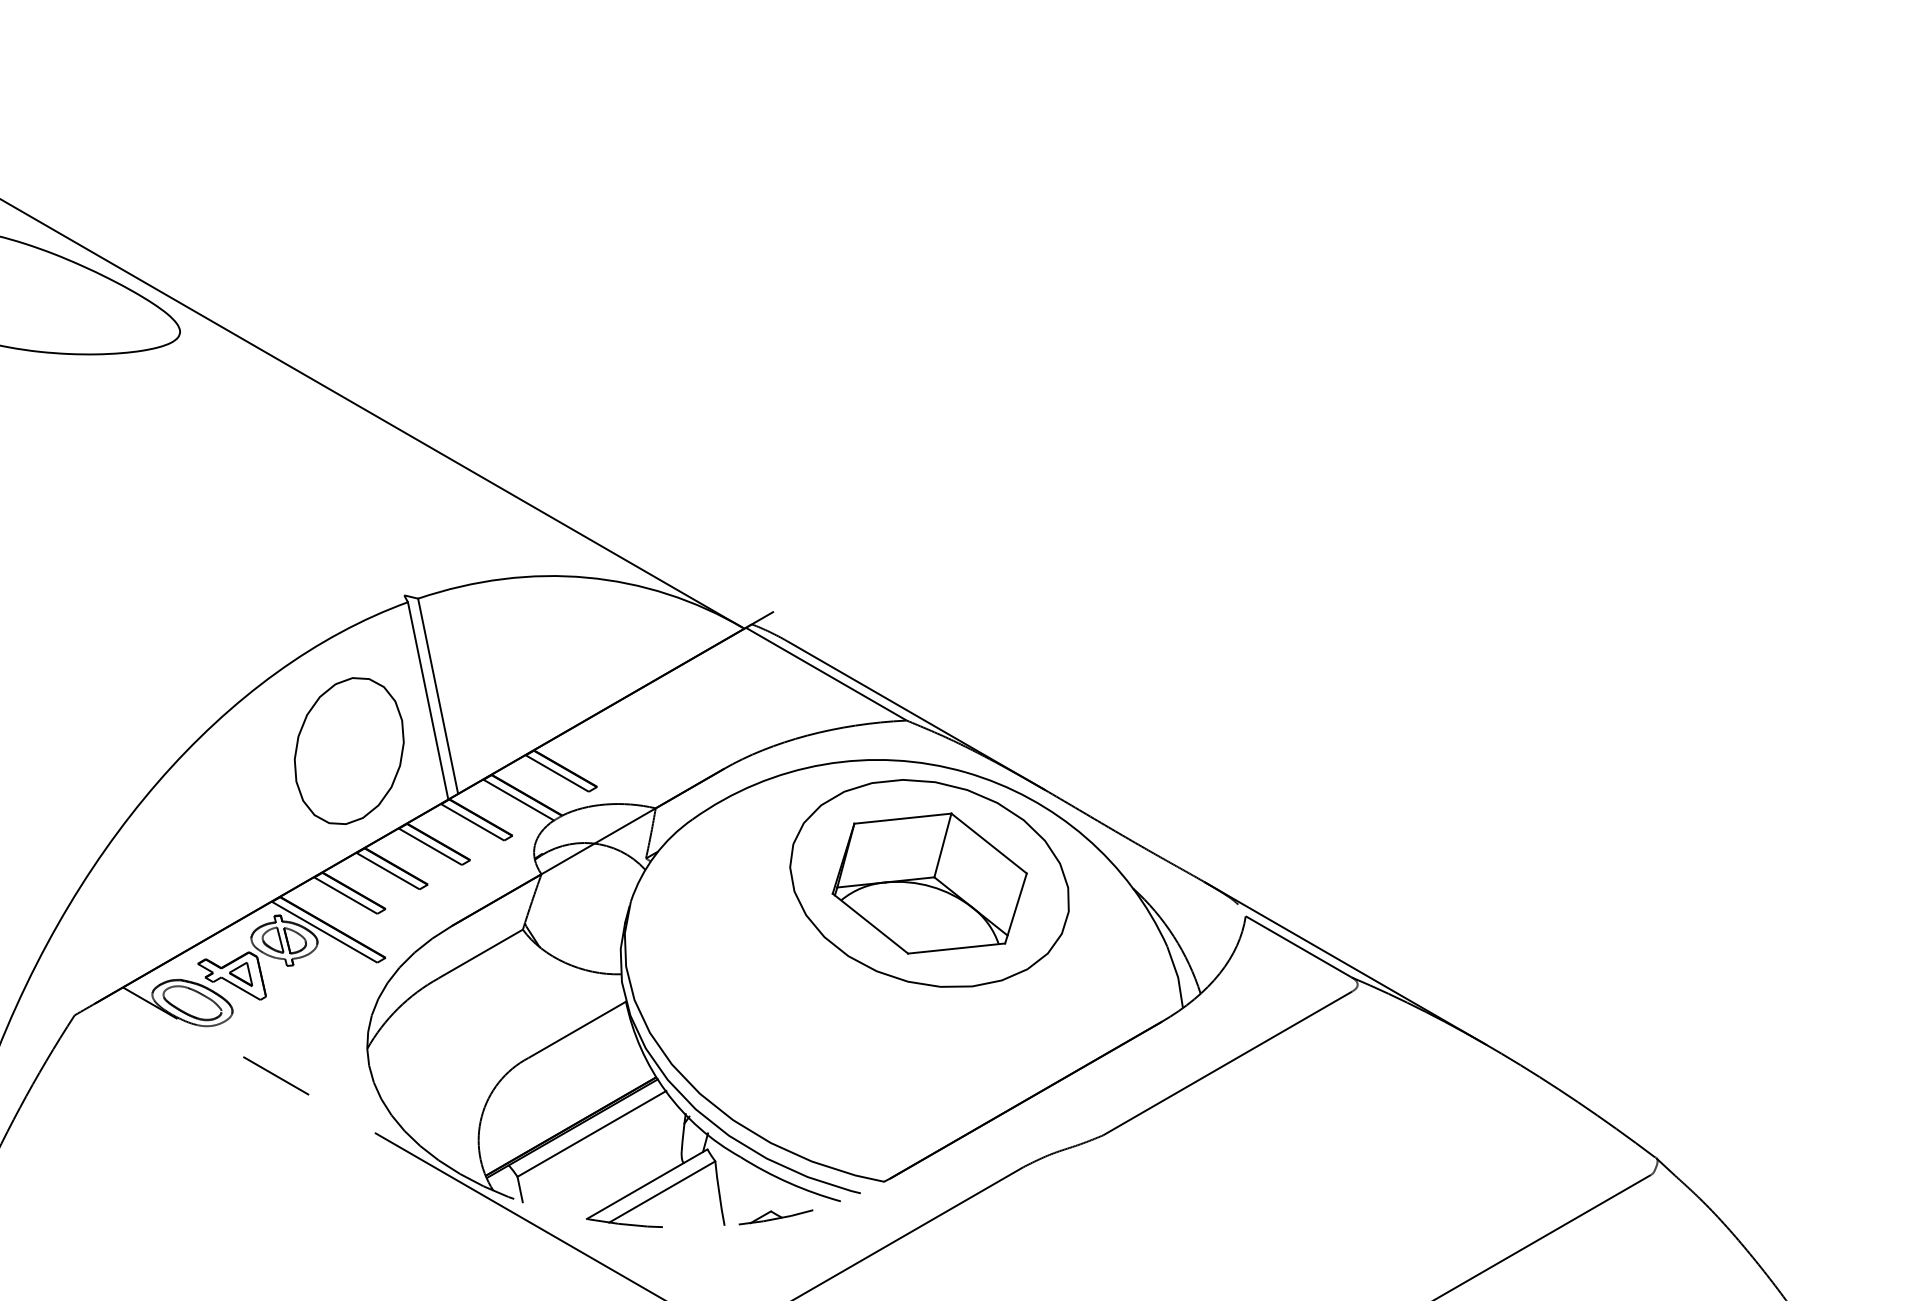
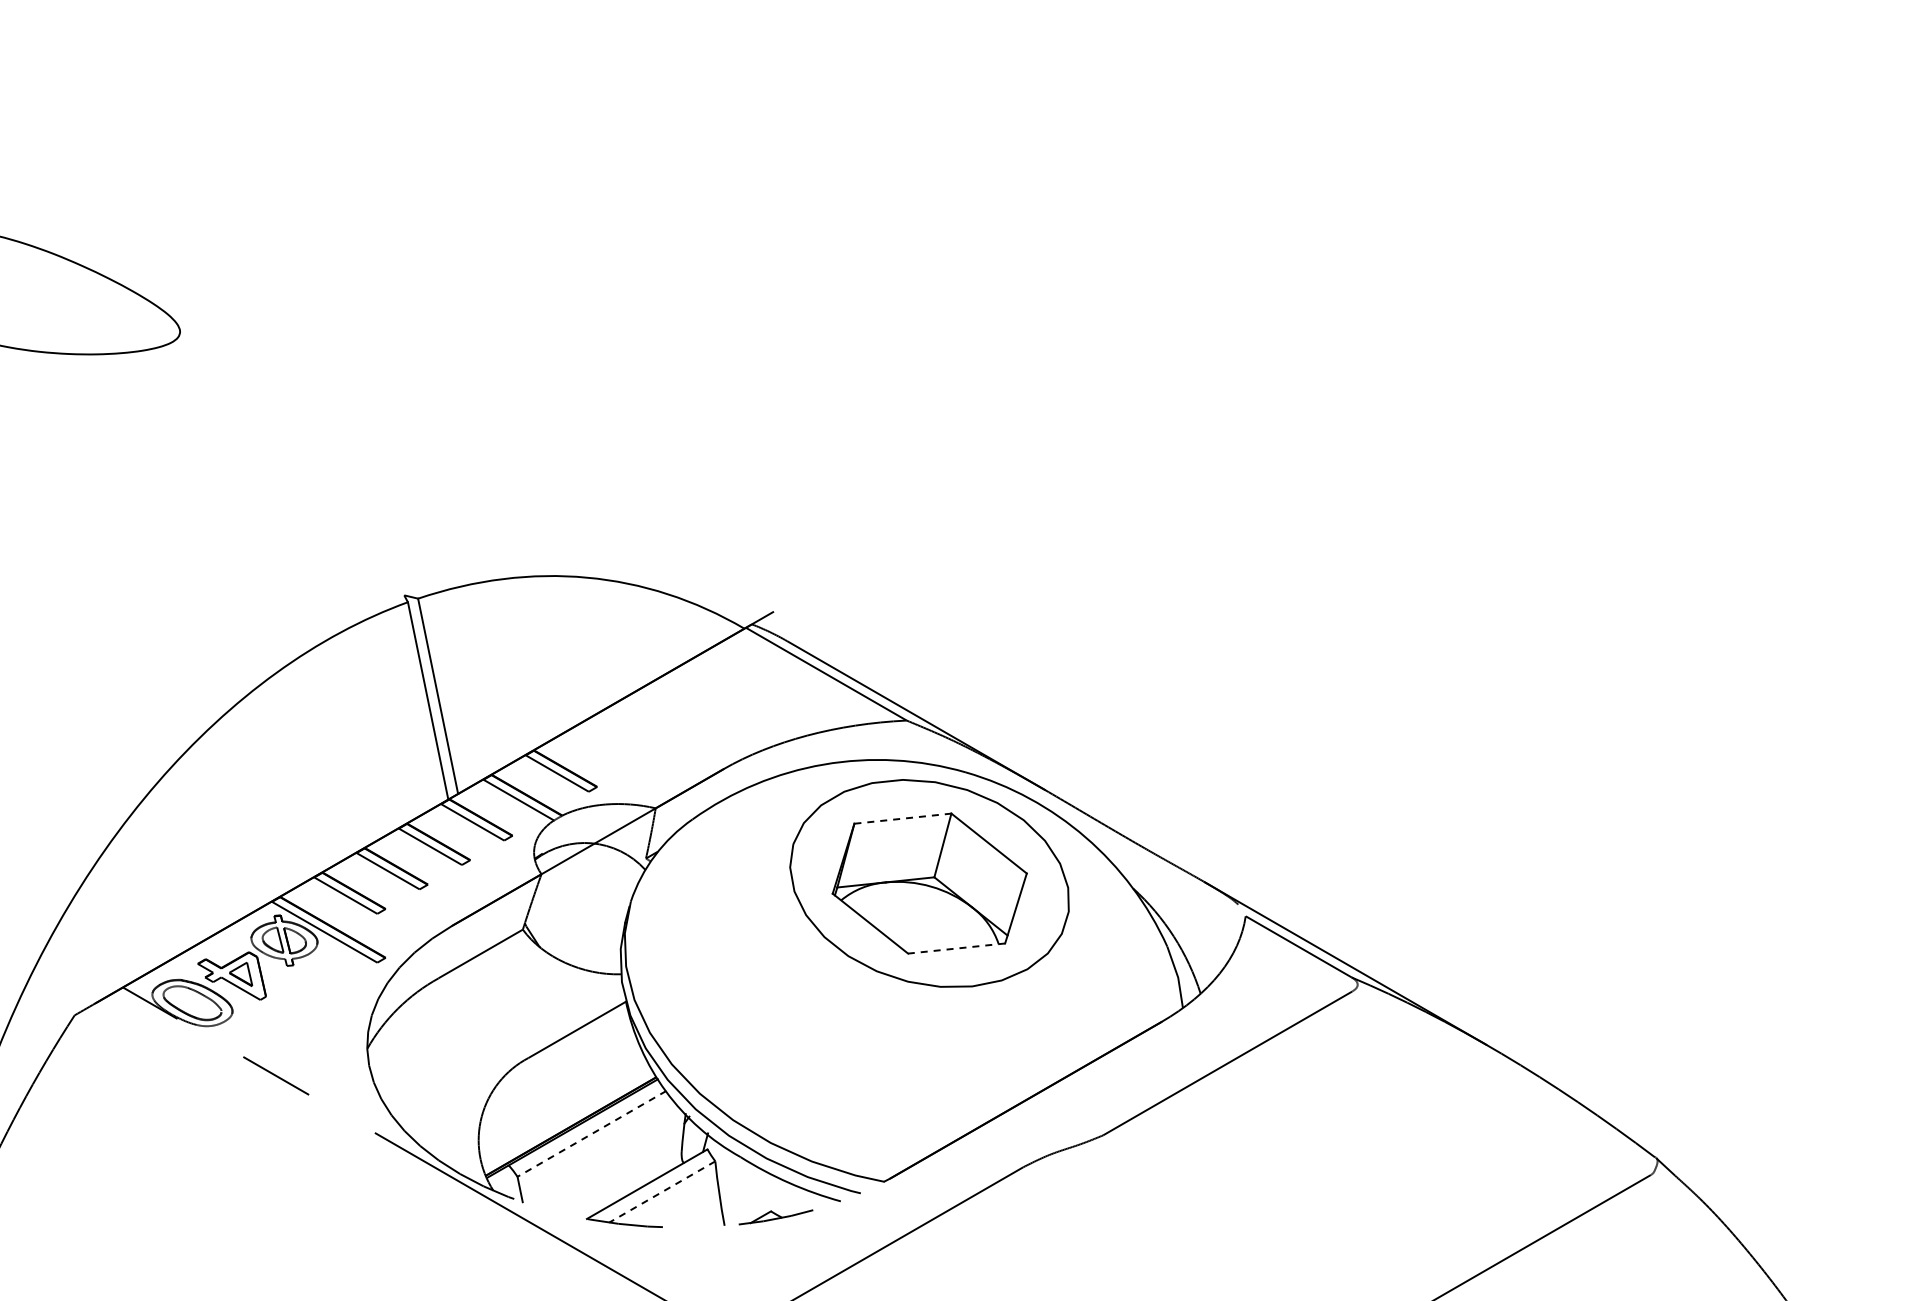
line: present -> none (371, 413)
part: present -> none (348, 750)
line: solid -> dashed (902, 818)
line: solid -> dashed (956, 948)
line: solid -> dashed (591, 1133)
line: solid -> dashed (661, 1192)
